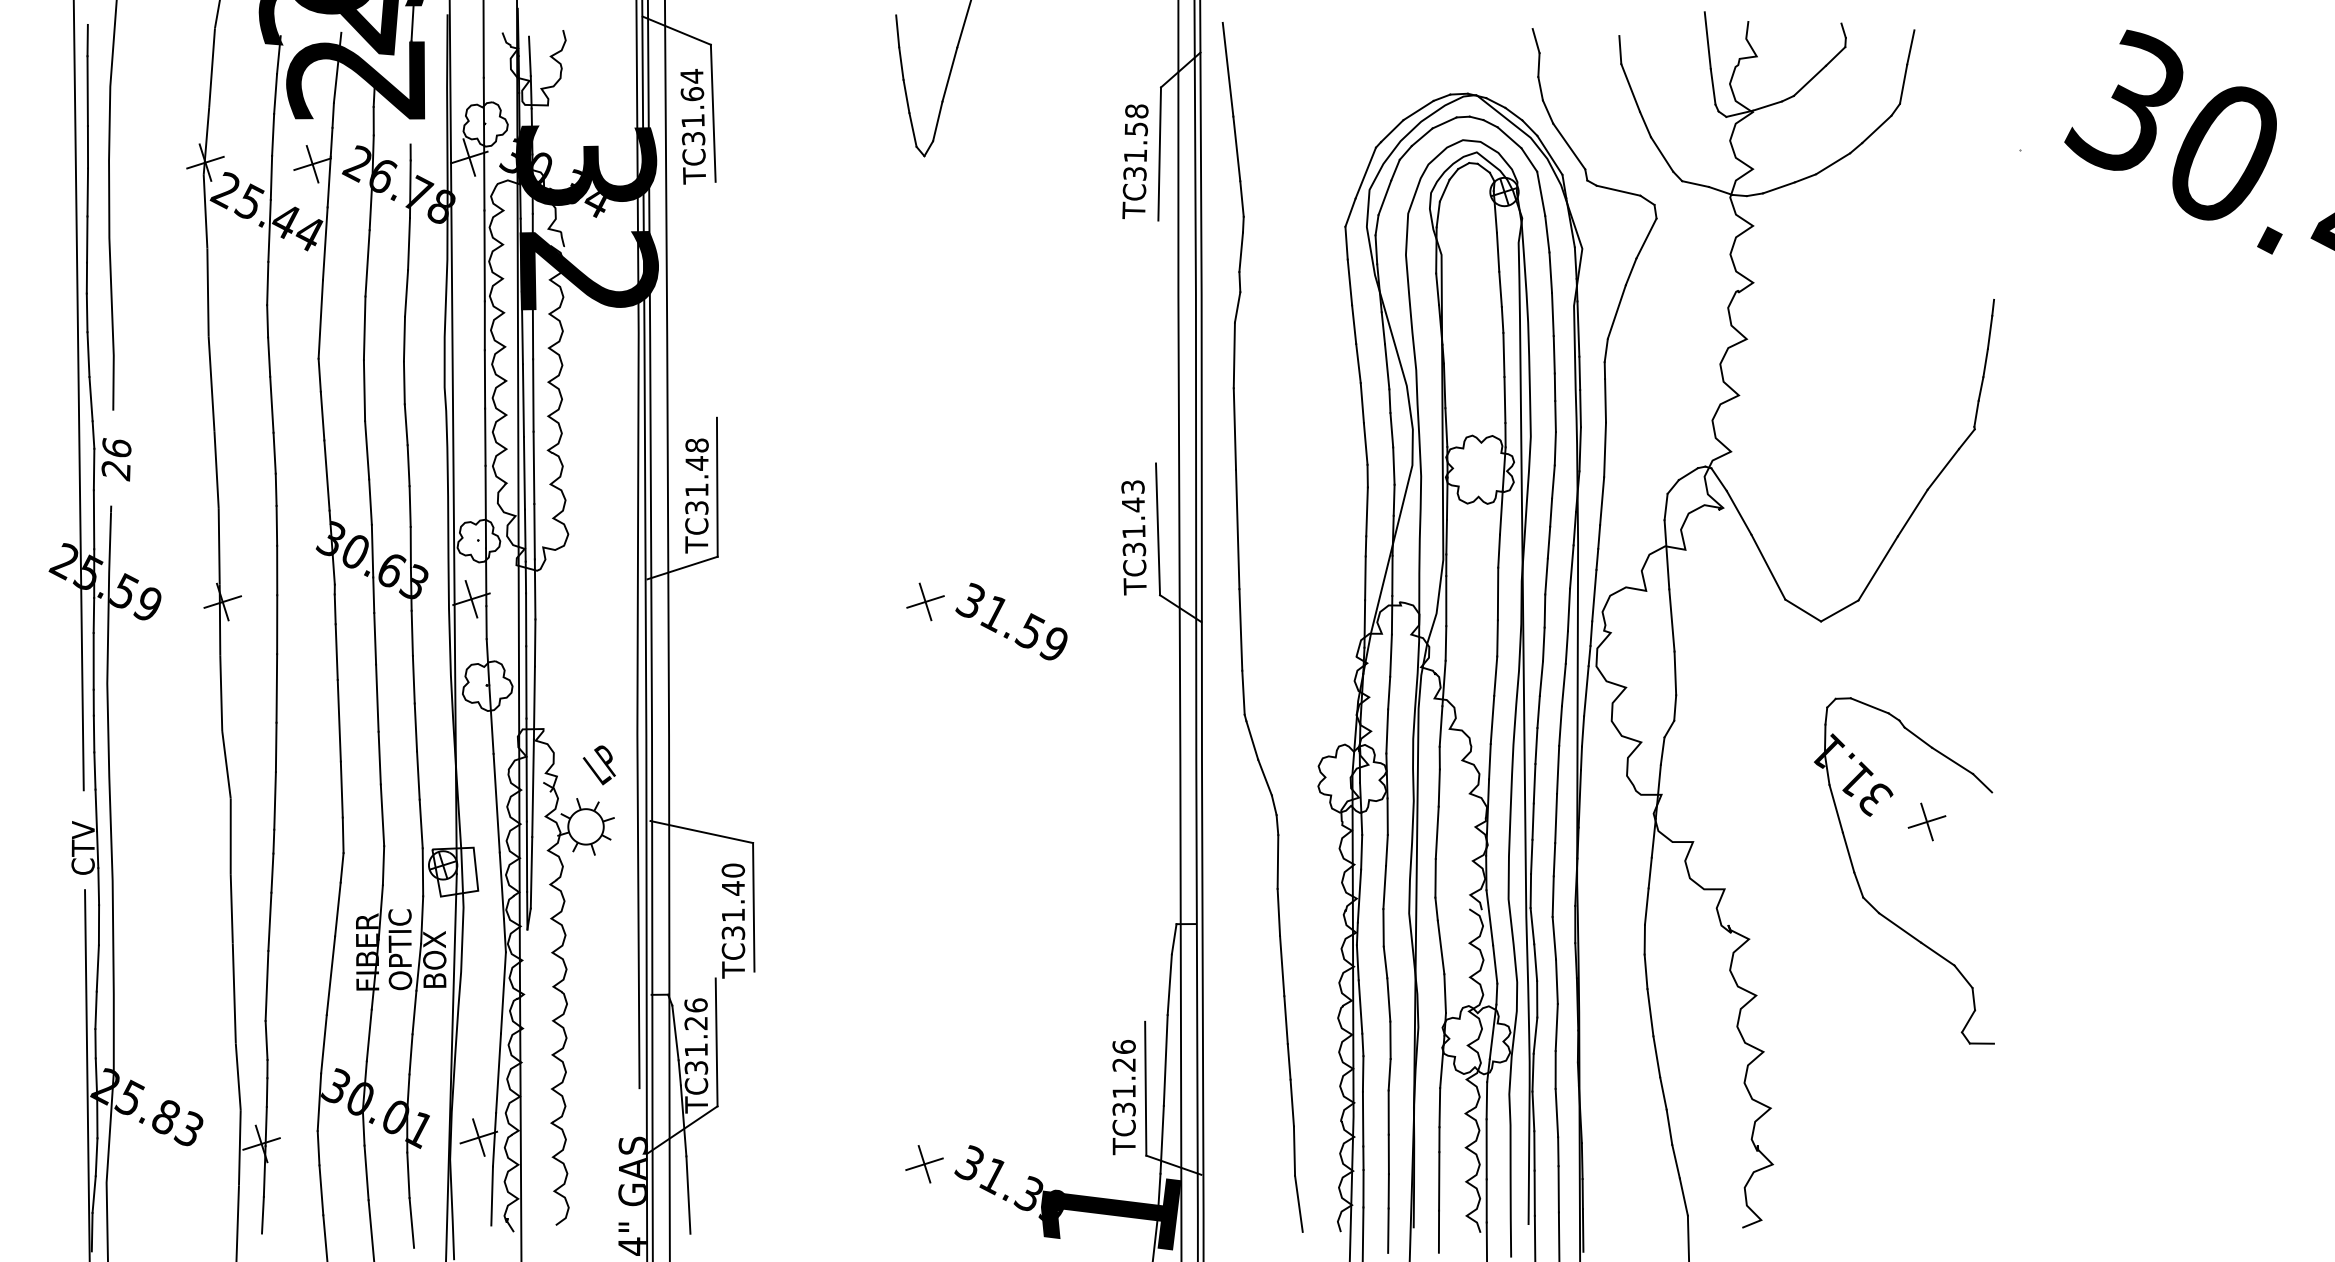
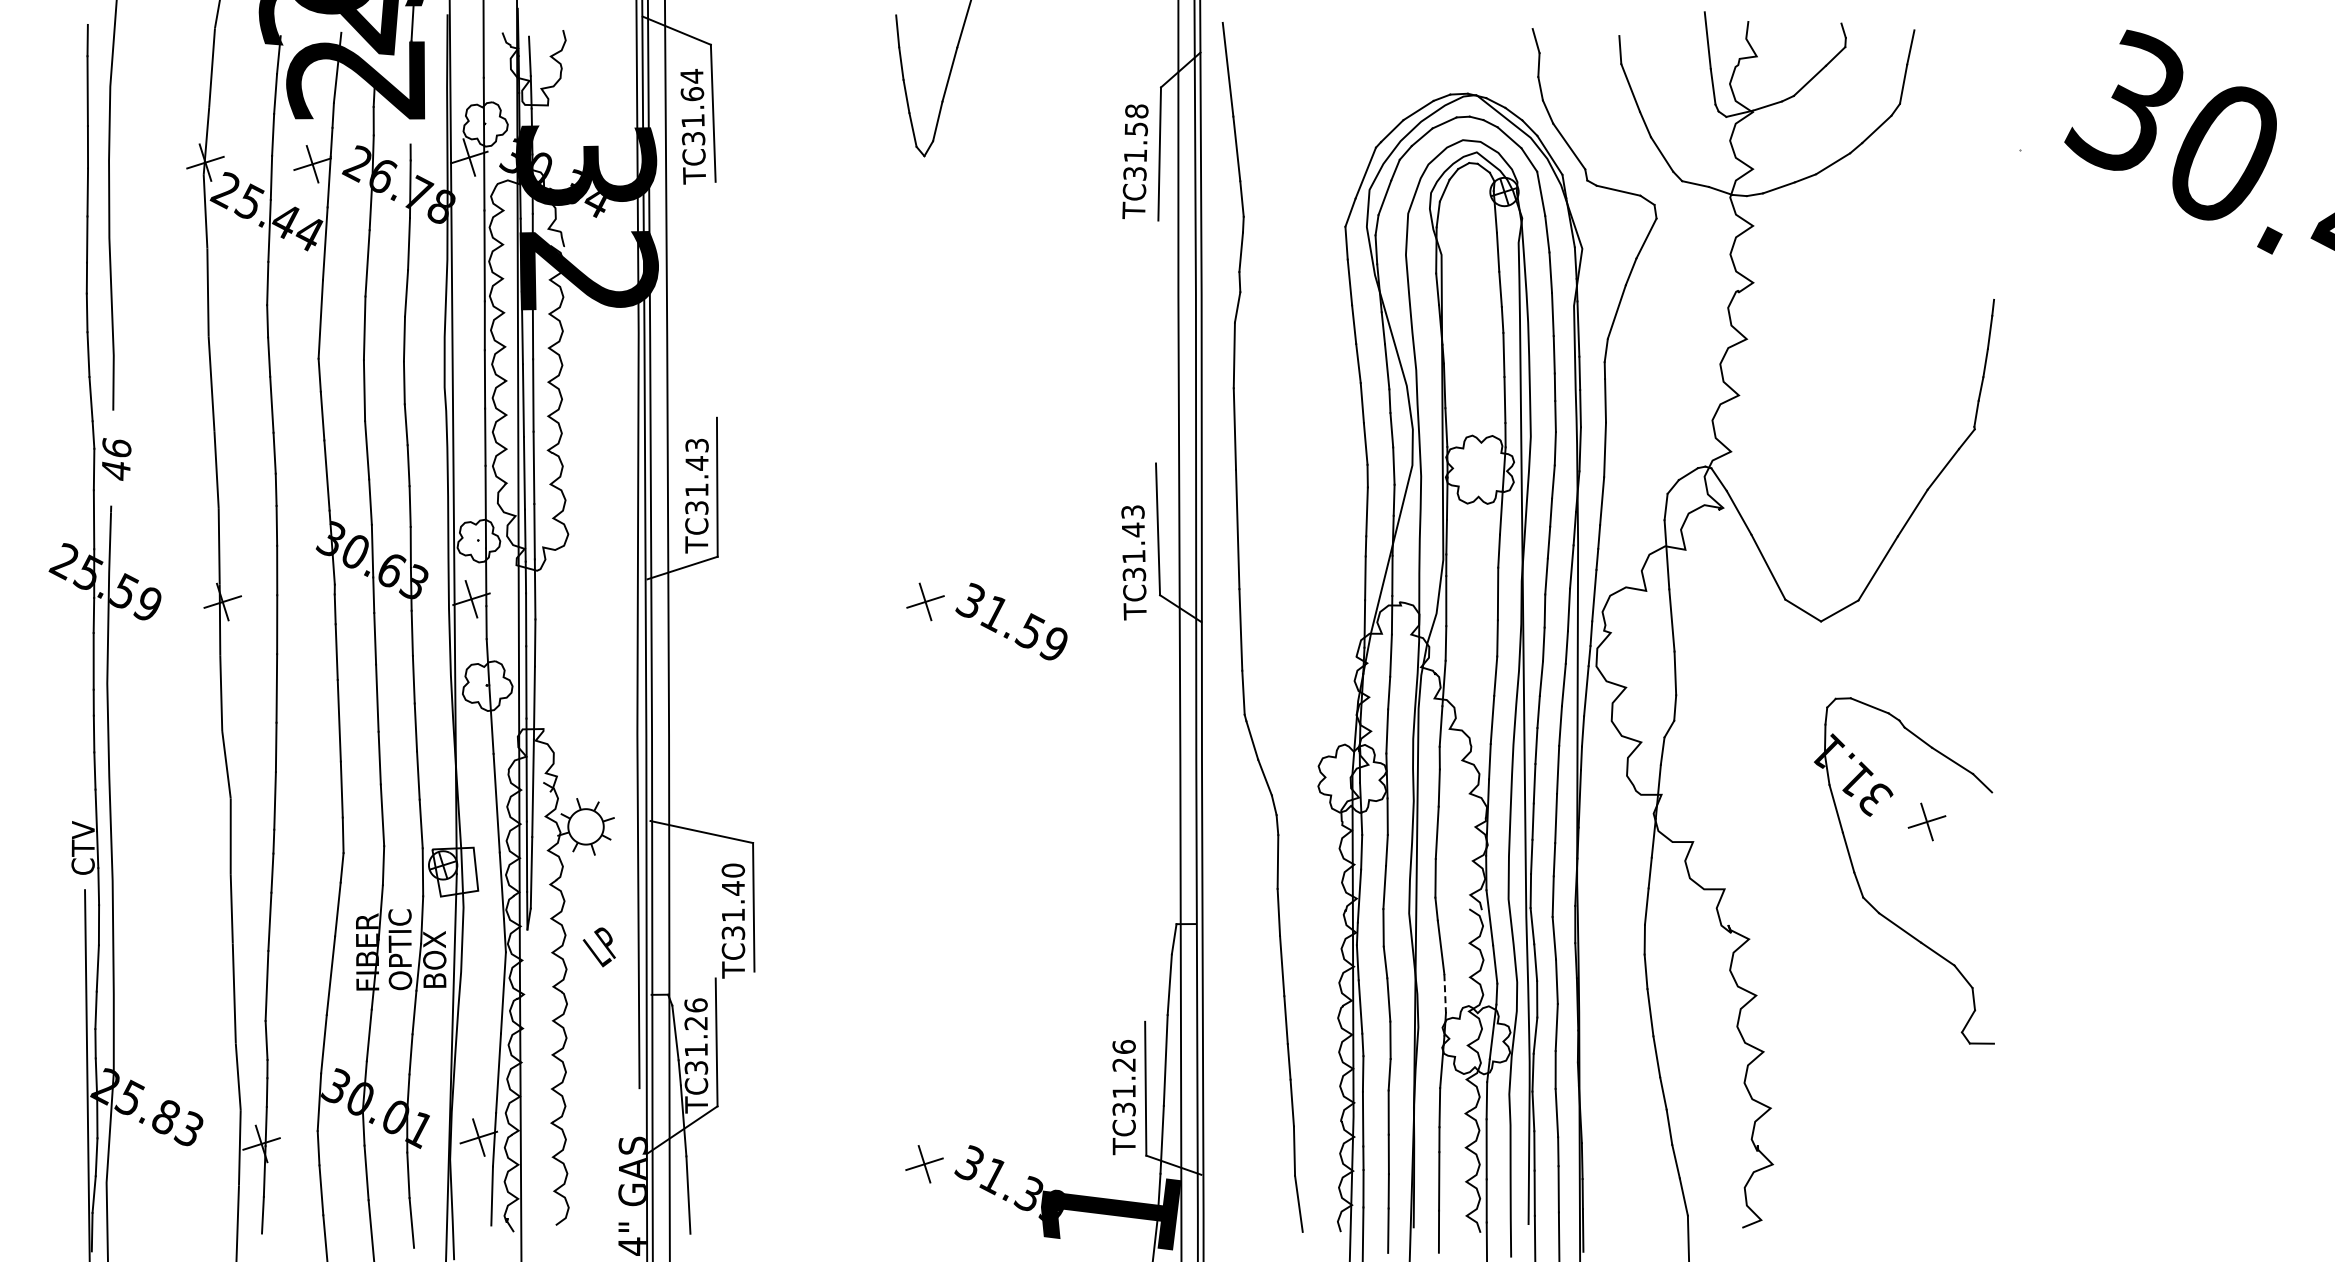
line: present -> none (78, 396)
text: TC31.48 -> TC31.43 (696, 445)
text: 26 -> 46 (115, 471)
text position: (1133, 537) -> (1133, 562) (1133, 562)
text position: (598, 765) -> (598, 947) (598, 947)
line: solid -> dashed (1445, 994)
